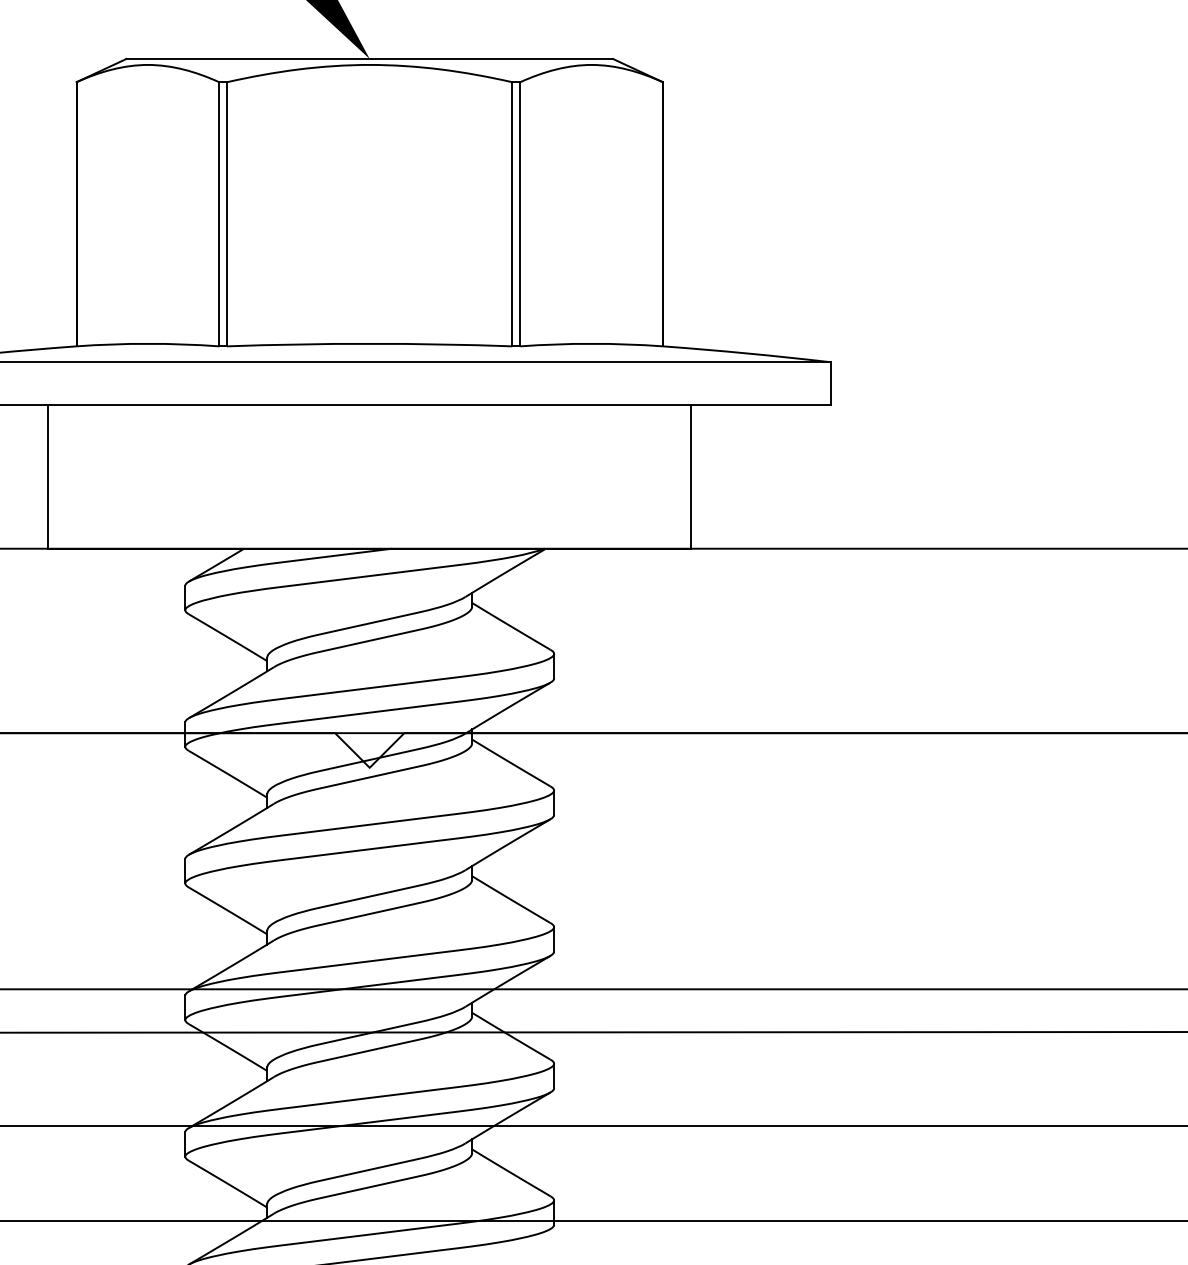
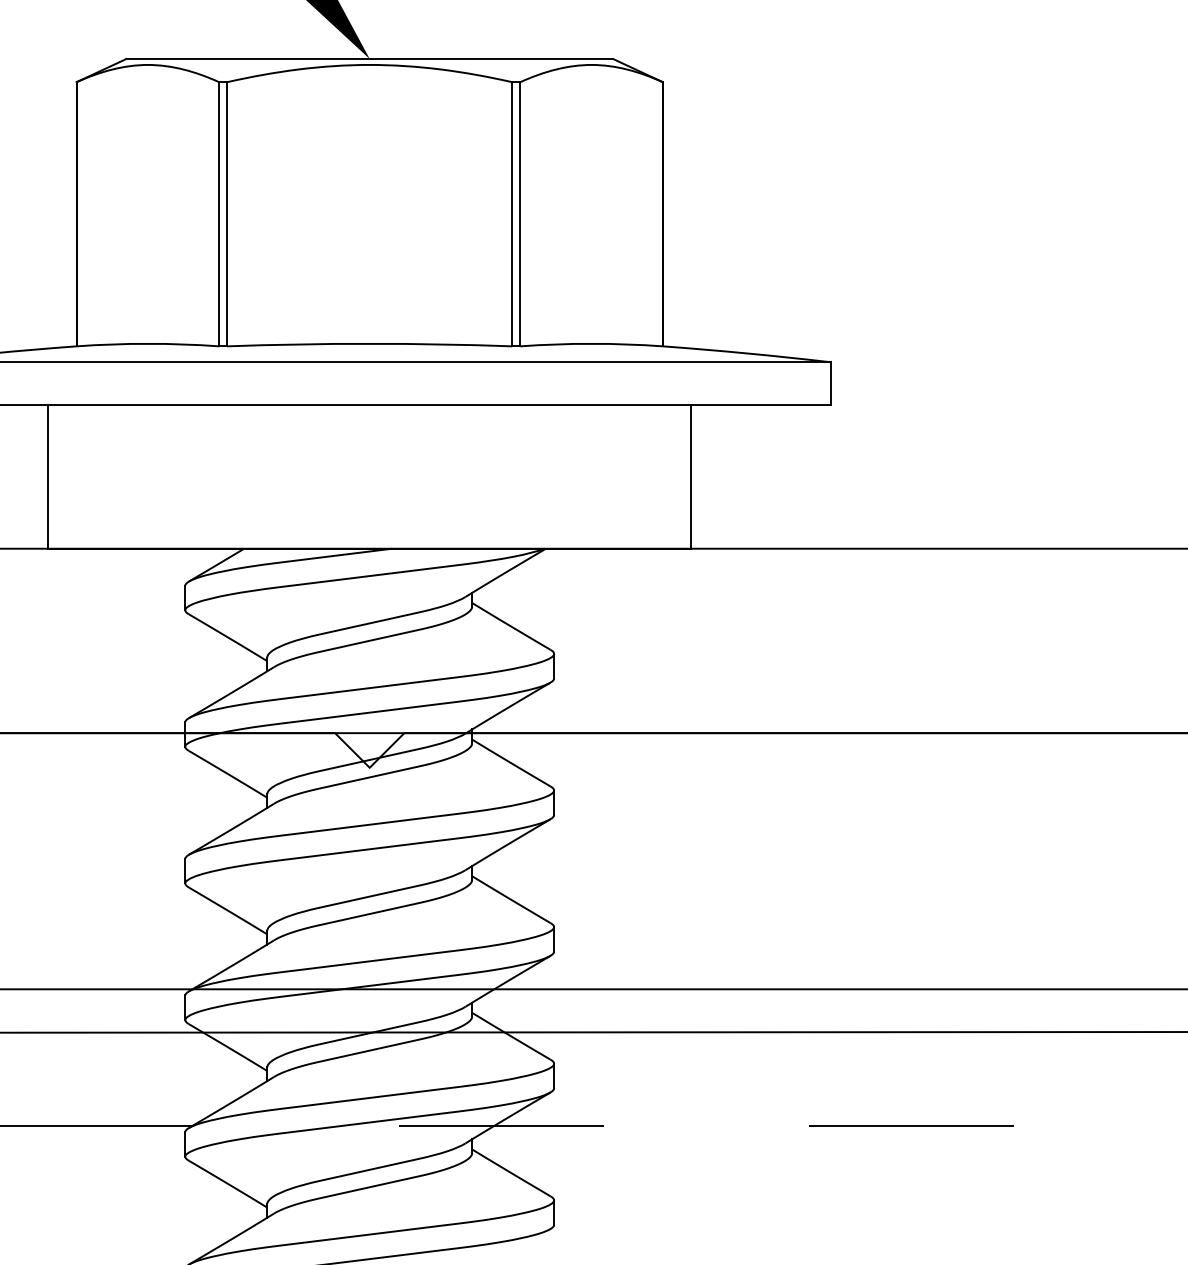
line: solid -> dashed (593, 1125)
line: present -> none (593, 1220)
